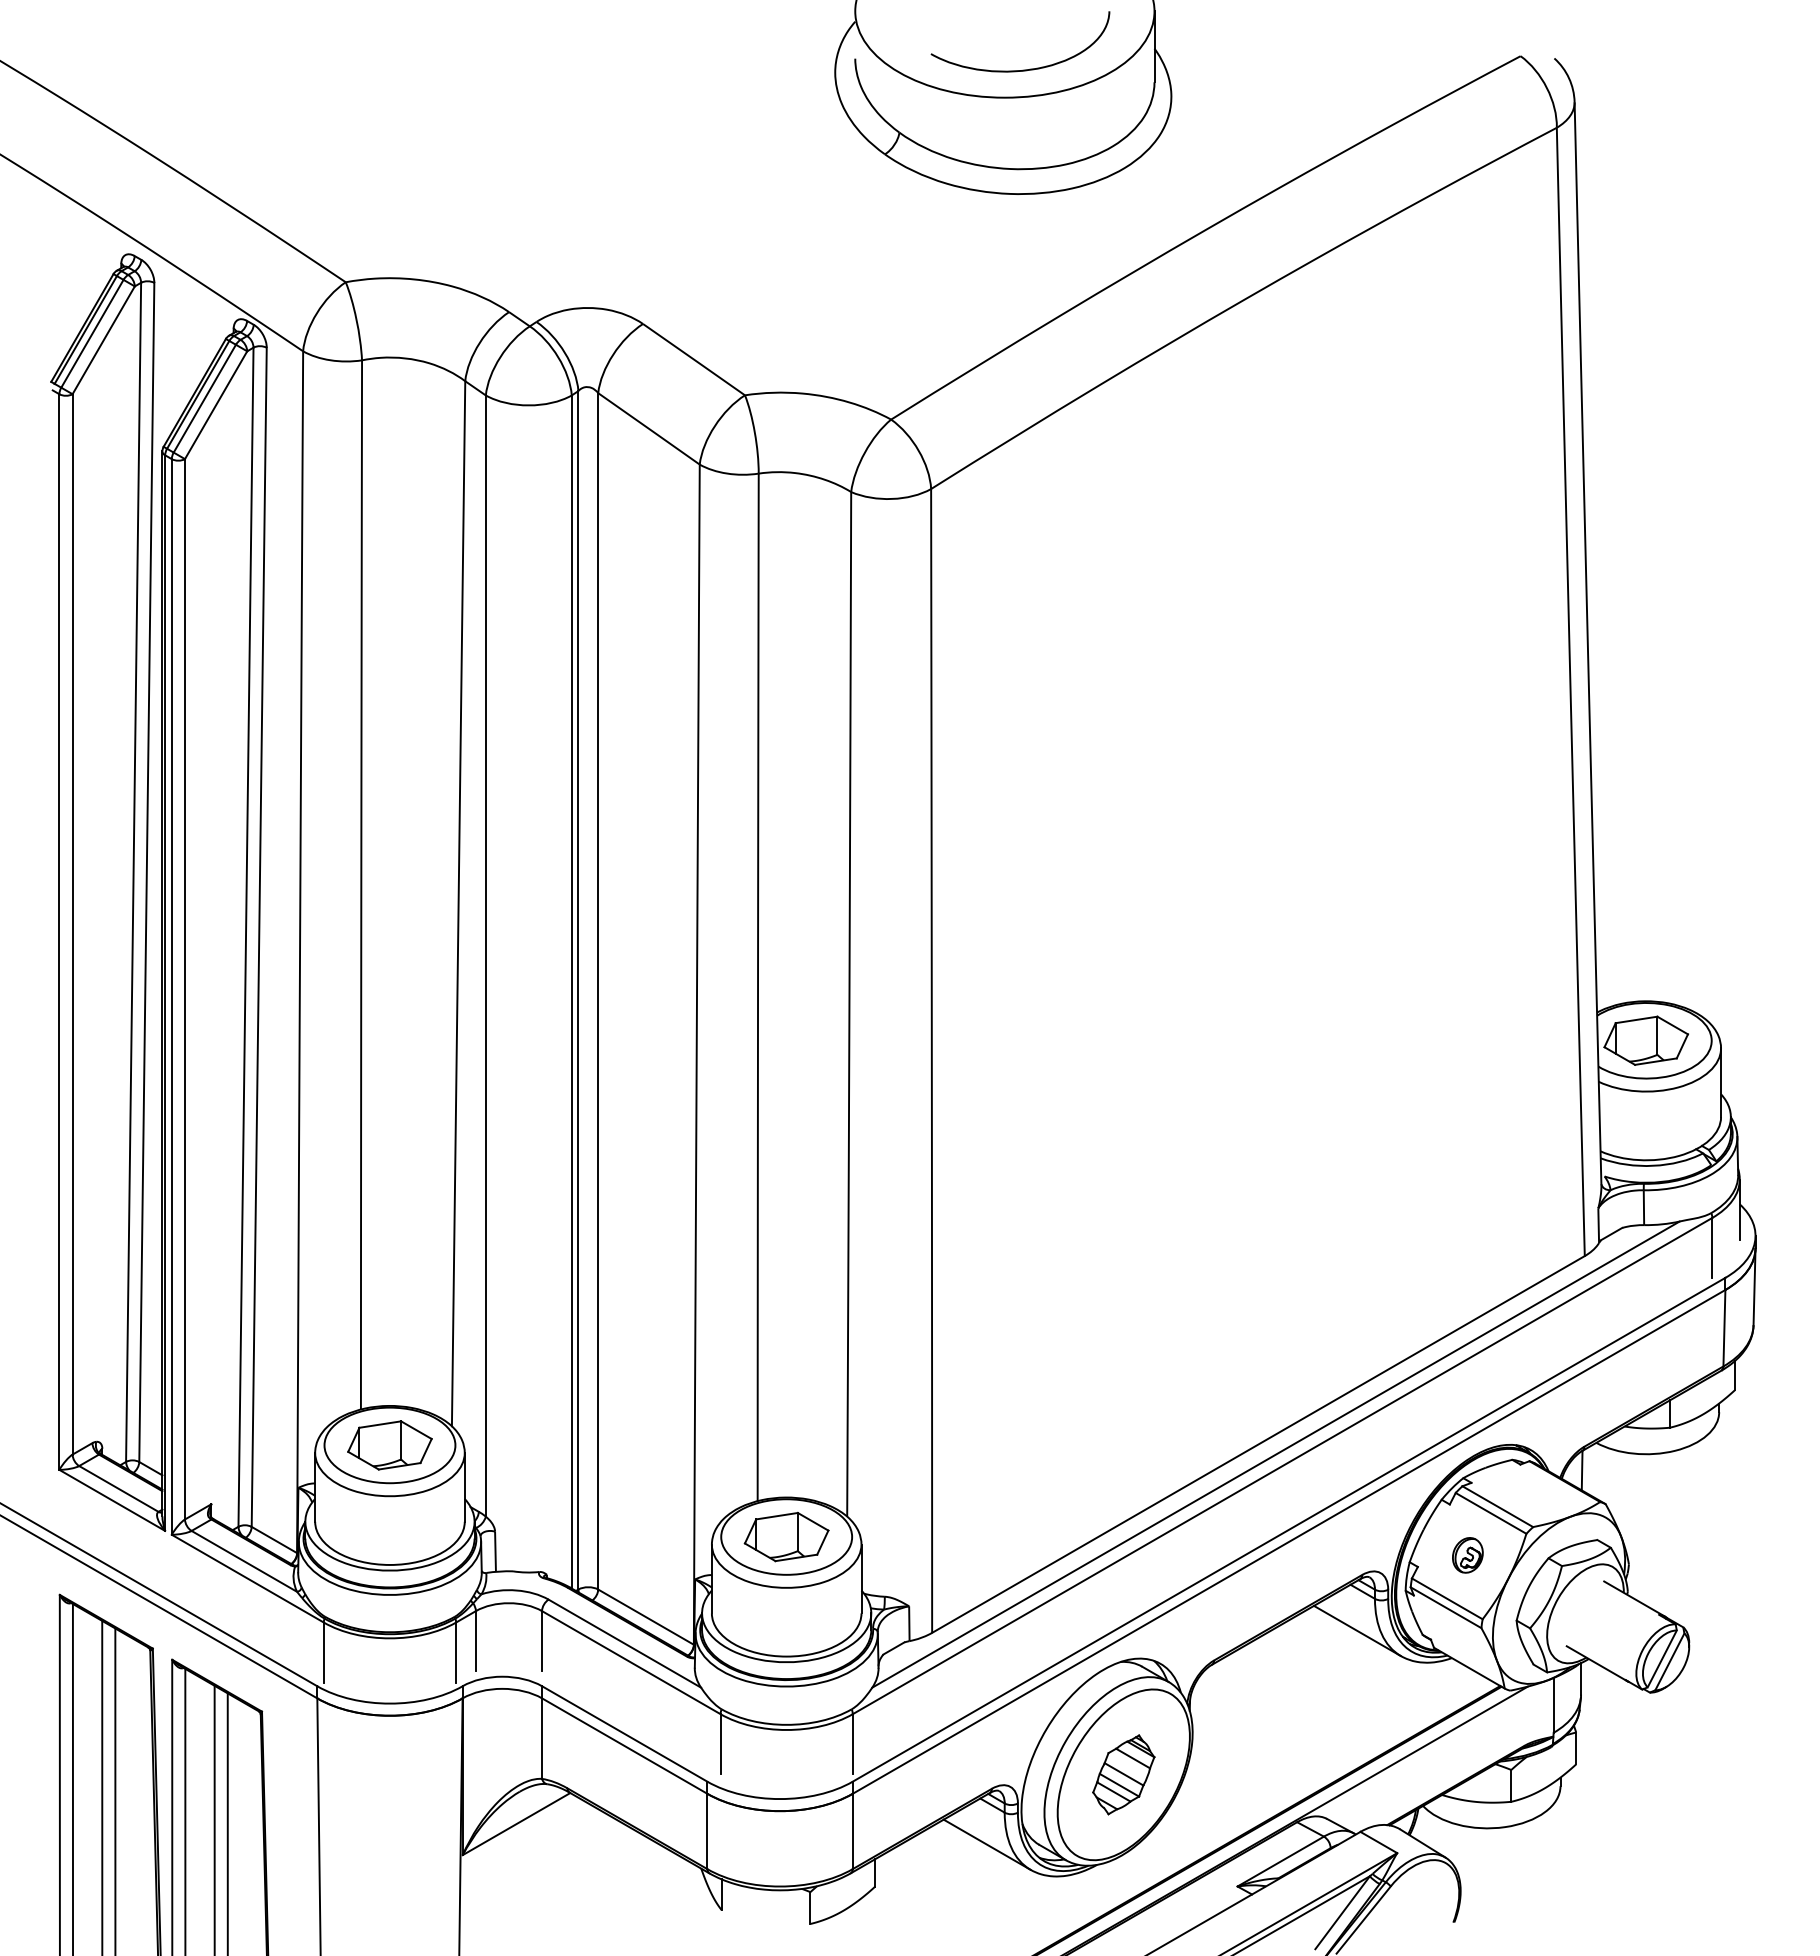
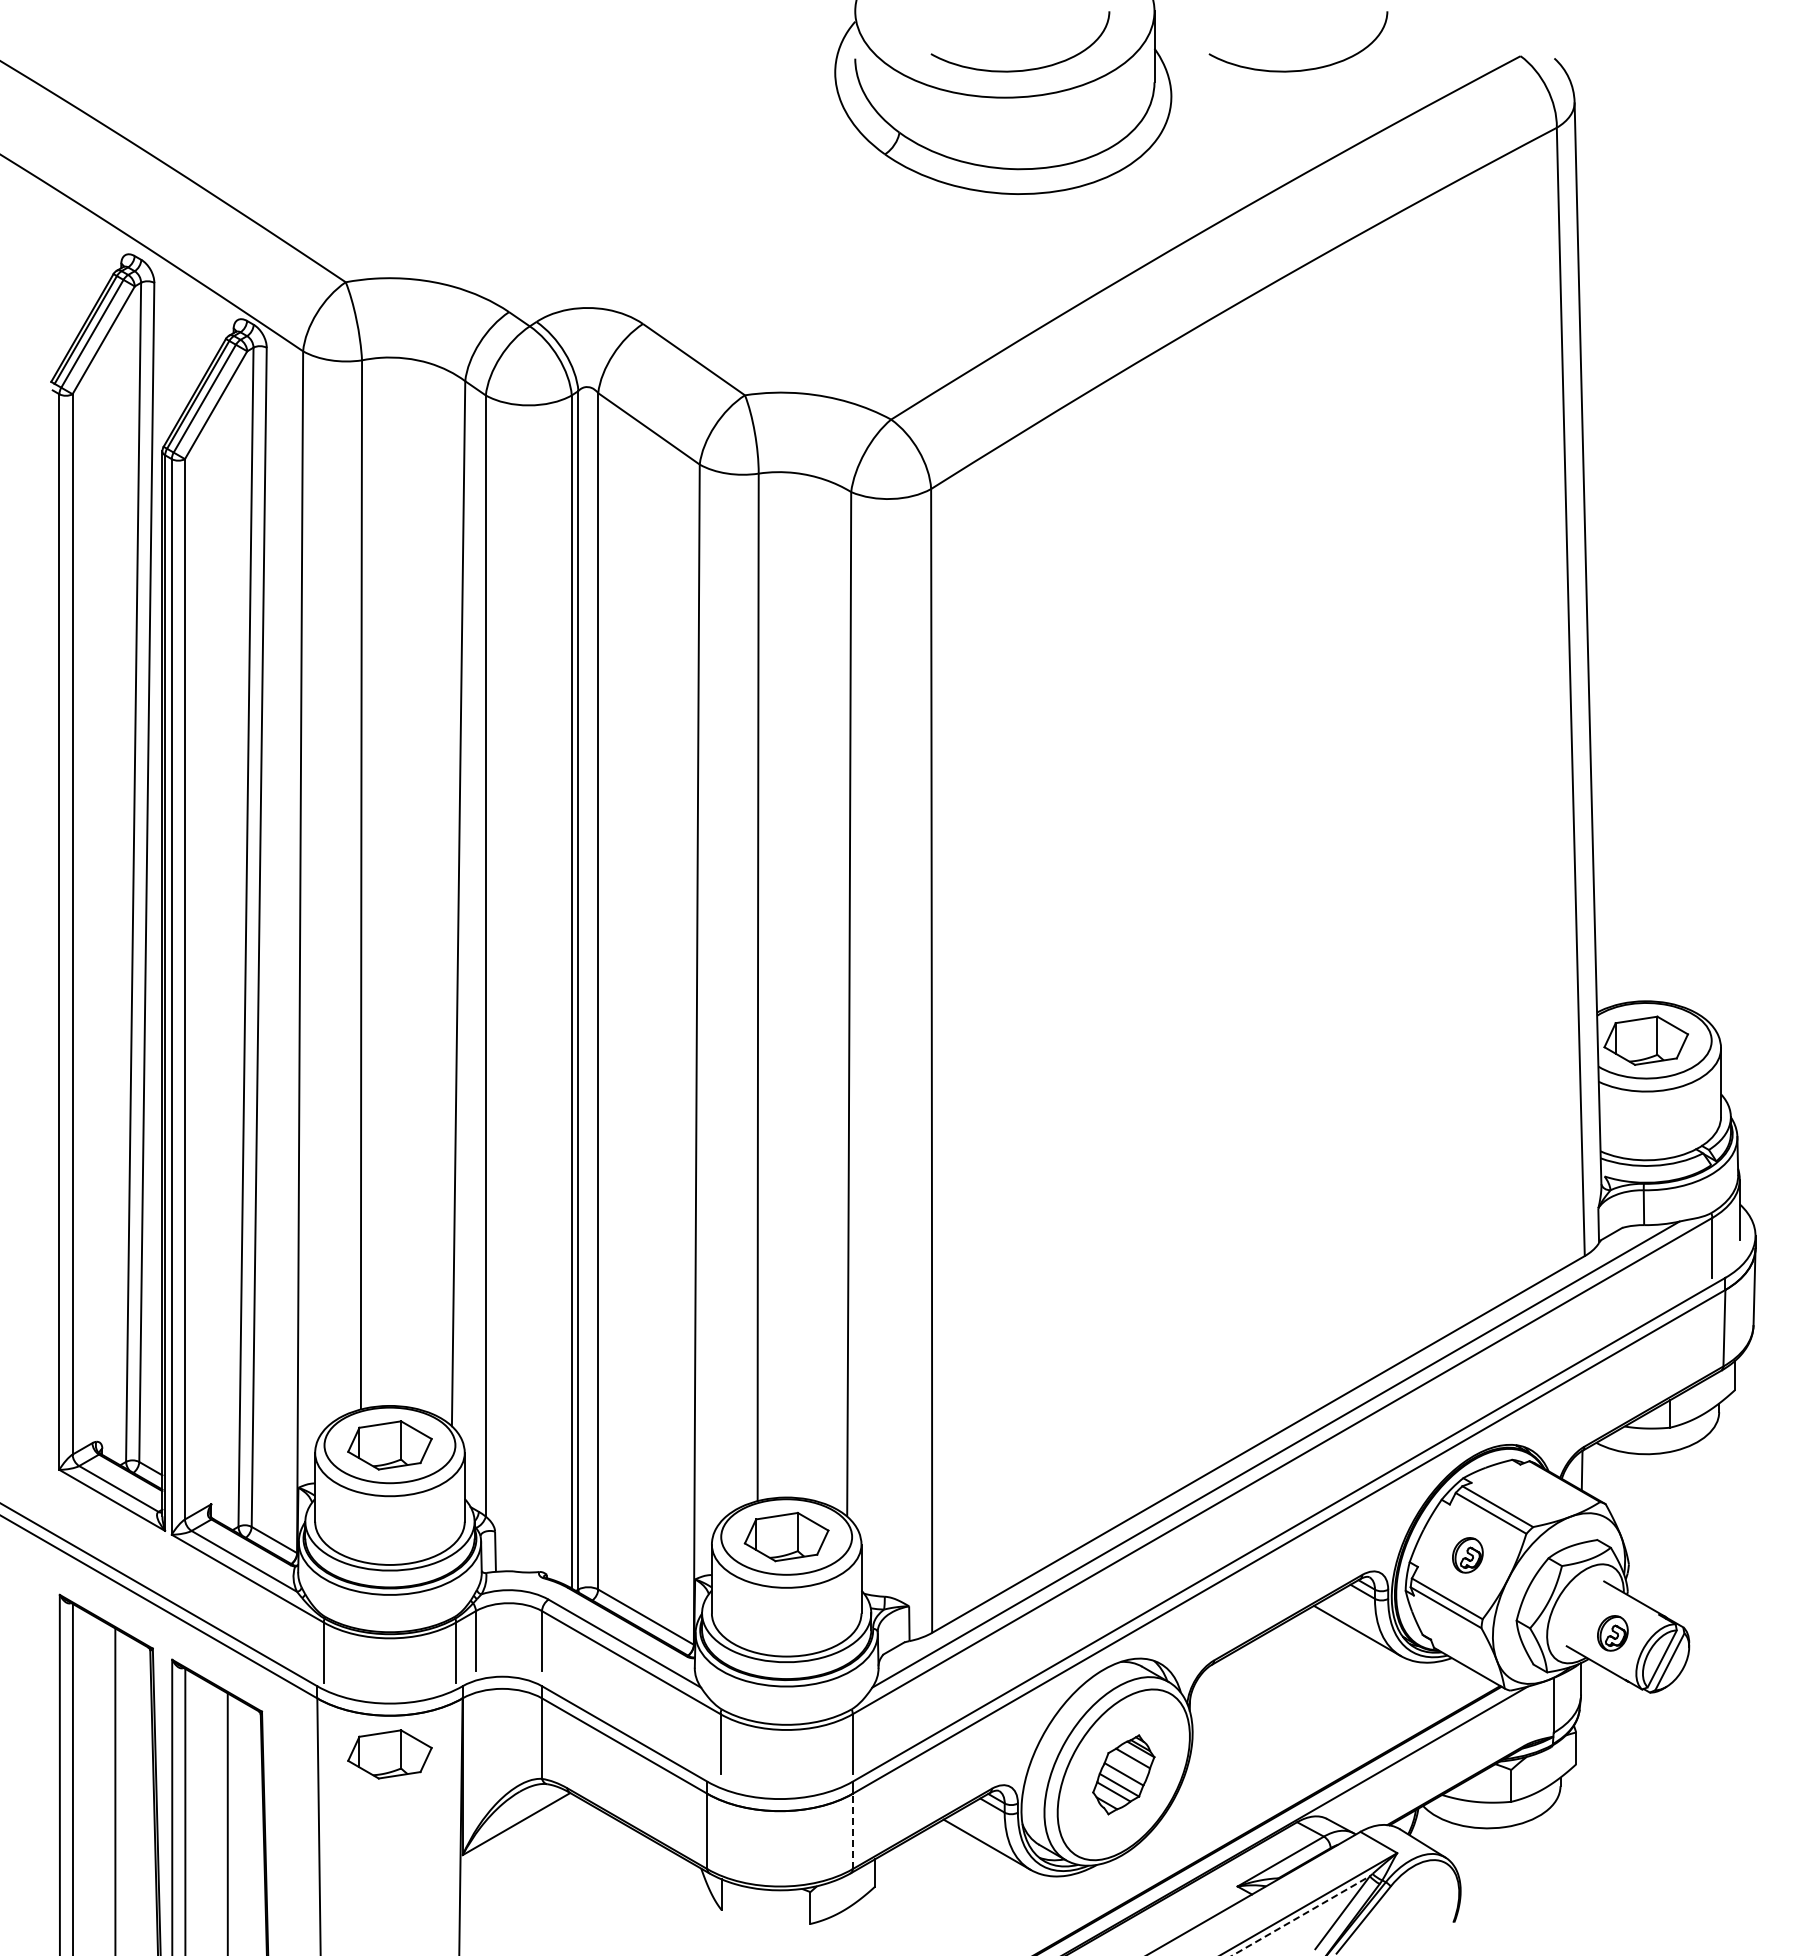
curve: none -> present (1300, 69)
part: none -> present (1612, 1633)
part: none -> present (389, 1754)
line: present -> none (102, 1786)
line: present -> none (214, 1818)
line: solid -> dashed (852, 1831)
line: solid -> dashed (1301, 1915)
